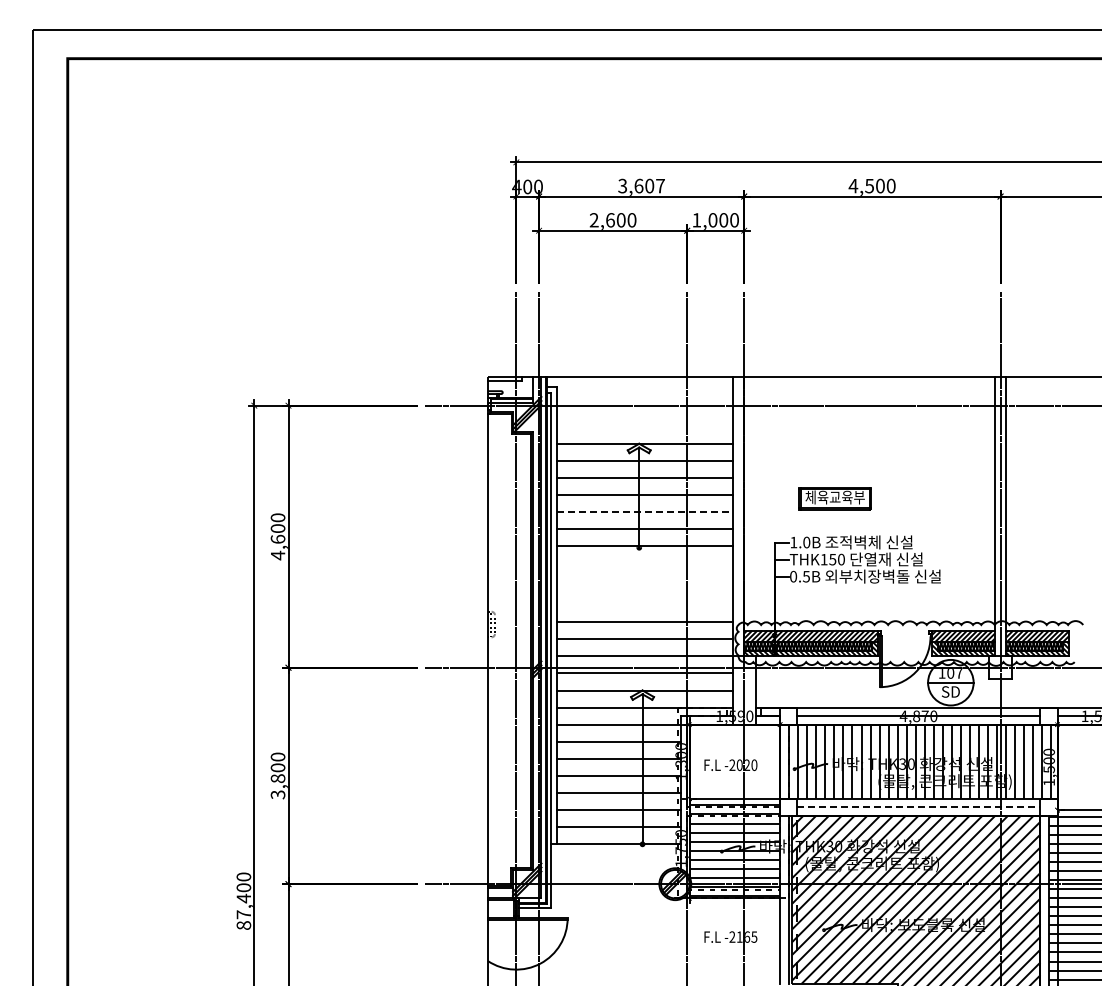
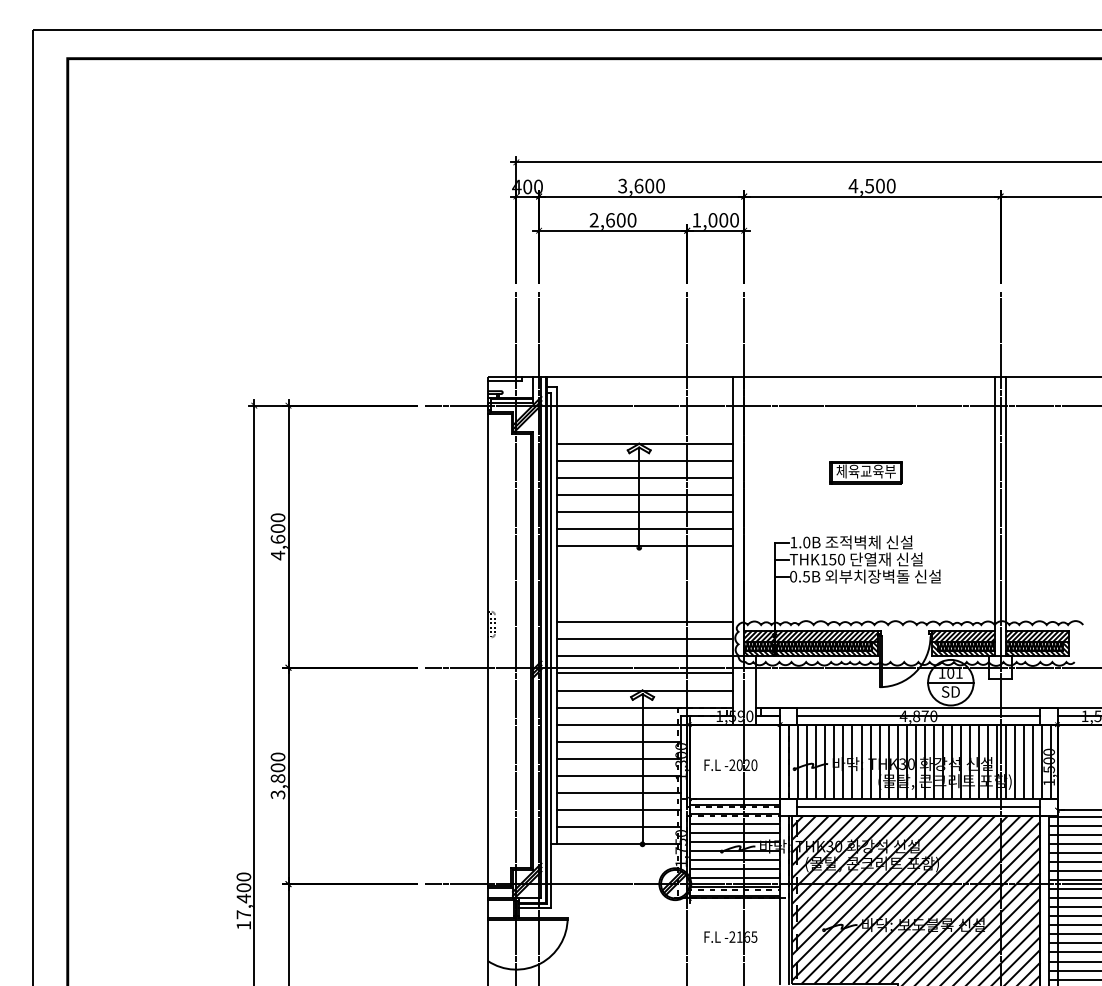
text: 3,607 -> 3,600 (660, 185)
part position: (834, 498) -> (865, 472) (865, 472)
line: dashed -> solid (645, 512)
text: 107 -> 101 (959, 672)
line: dashed -> solid (918, 807)
text: 87,400 -> 17,400 (243, 925)
